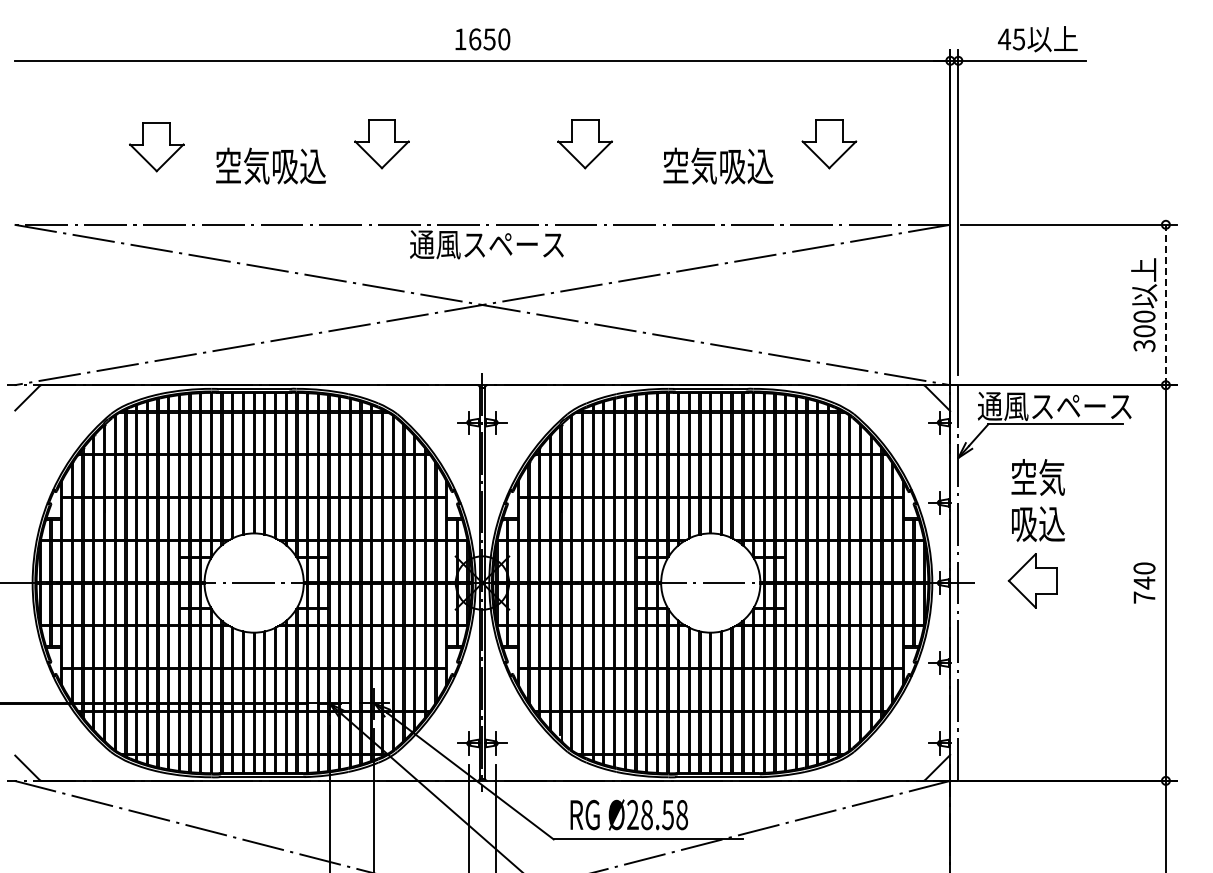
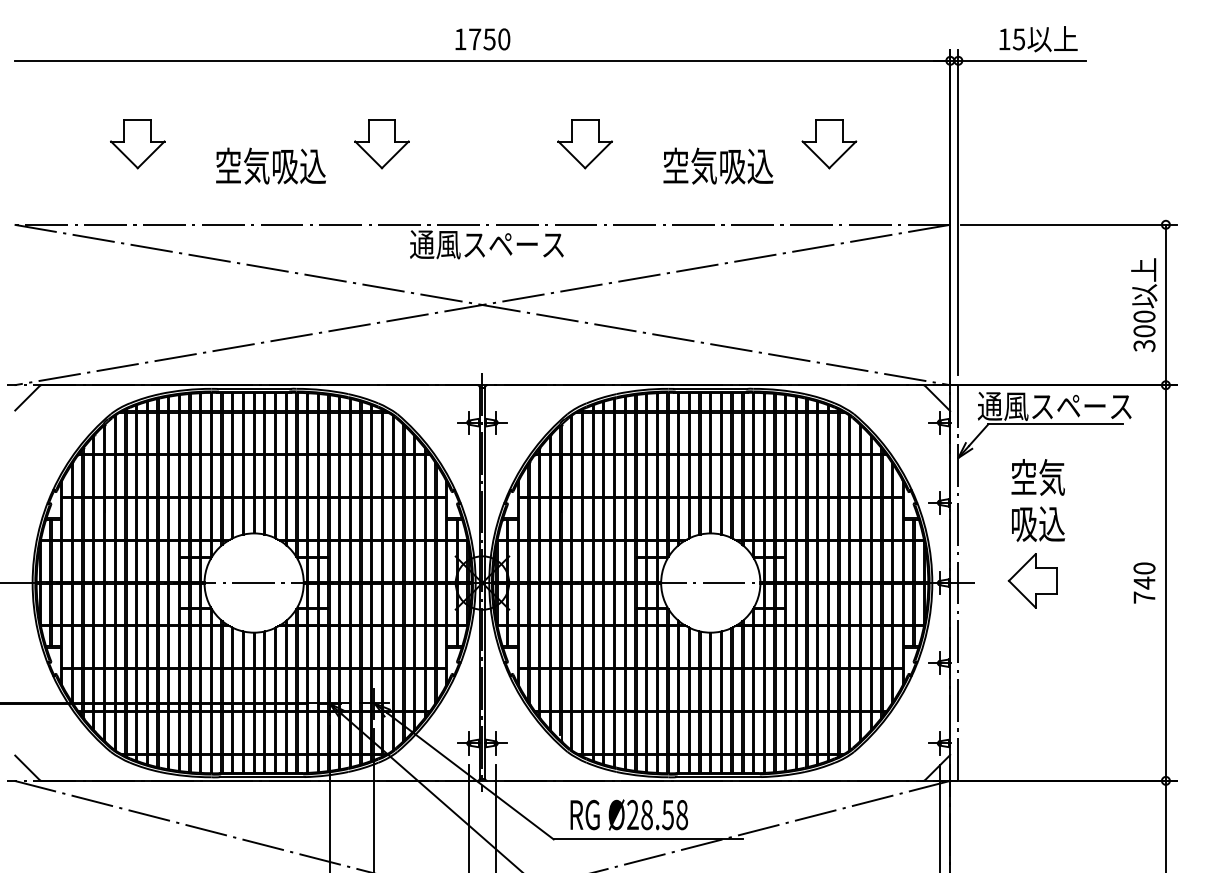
text: 1650 -> 1750 (475, 39)
text: 45 -> 15 (1004, 39)
part position: (156, 147) -> (137, 144) (137, 144)
line: dashed -> solid (1165, 304)
line: none -> present (939, 817)
